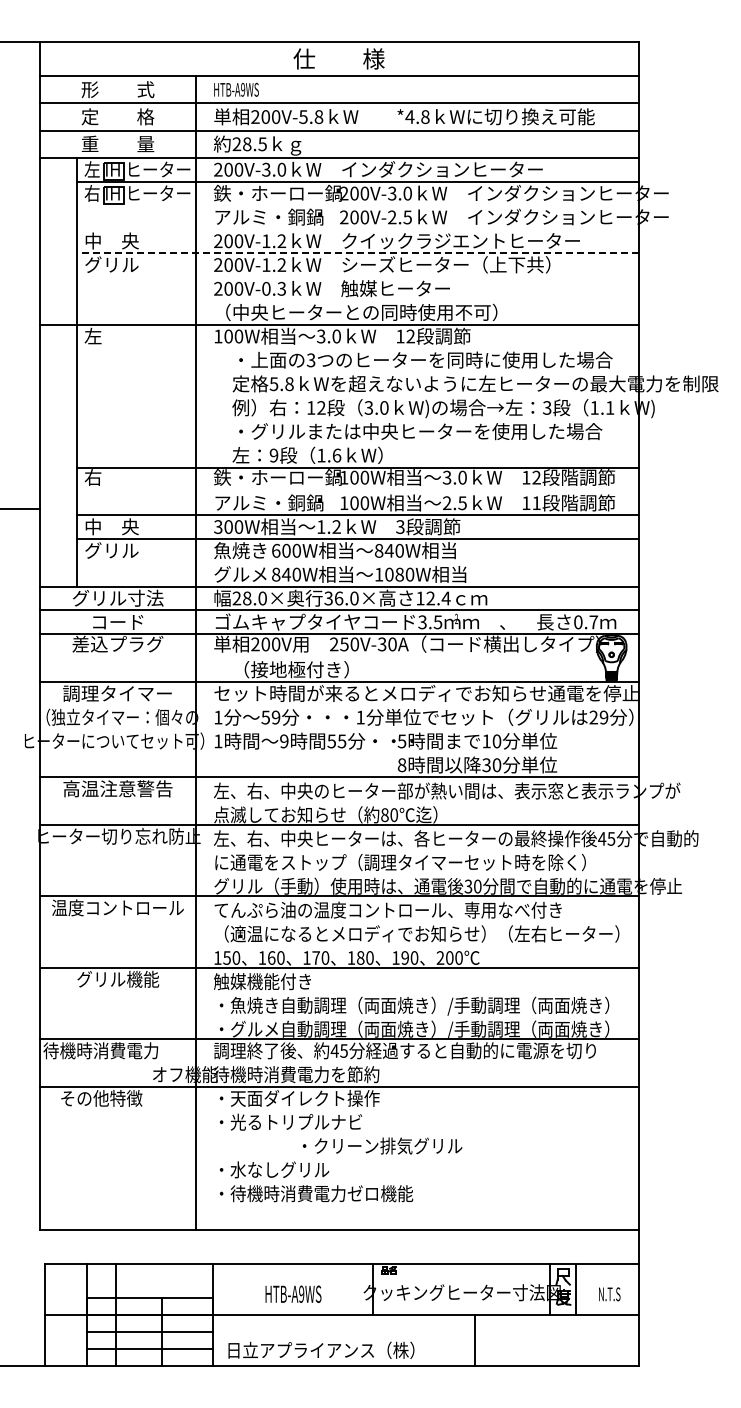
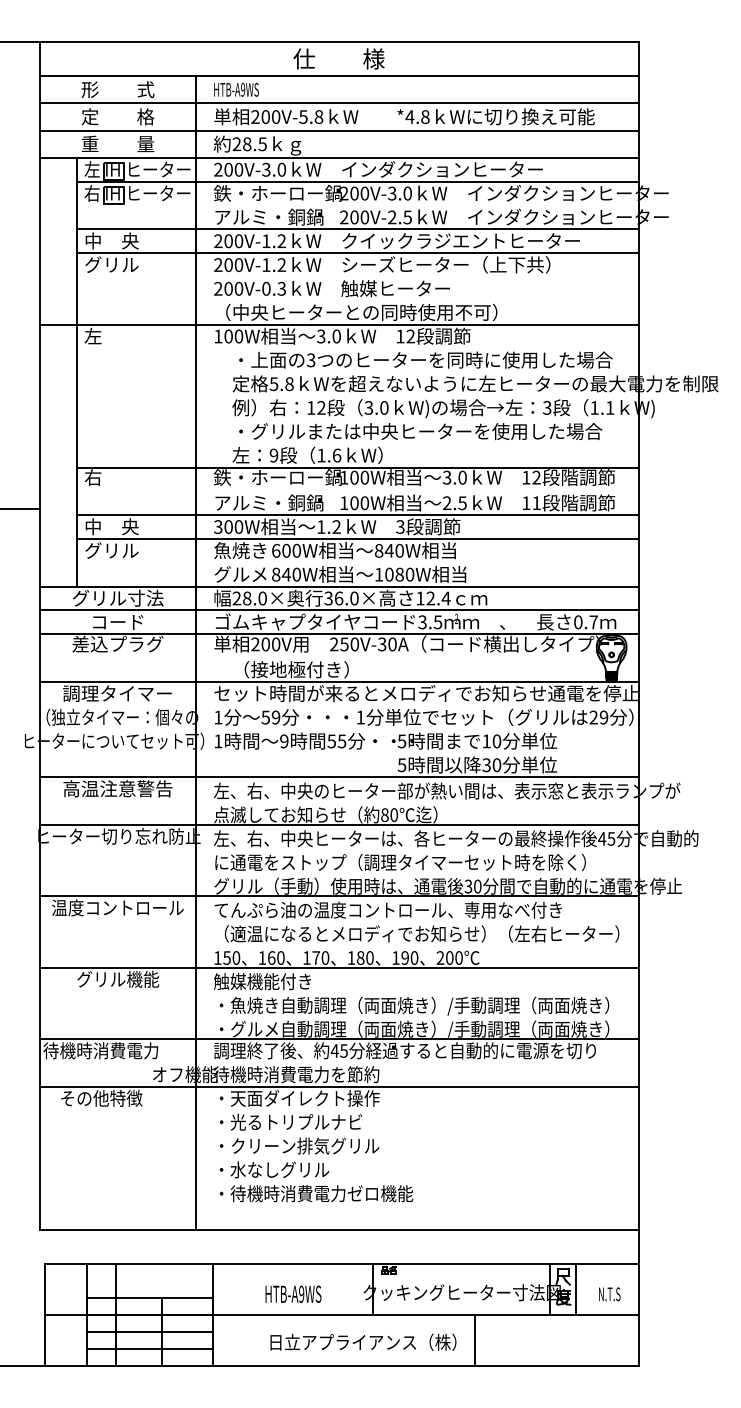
line: none -> present (357, 229)
line: dashed -> solid (357, 253)
text: 8 -> 5 (401, 765)
text position: (382, 1145) -> (299, 1145) (299, 1145)
text position: (321, 1349) -> (363, 1341) (363, 1341)
